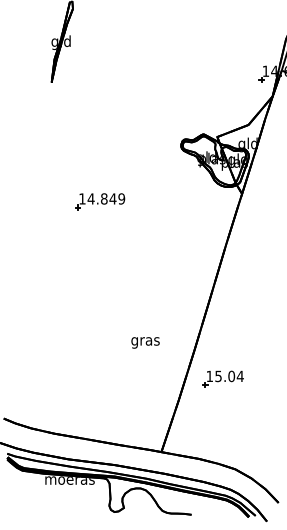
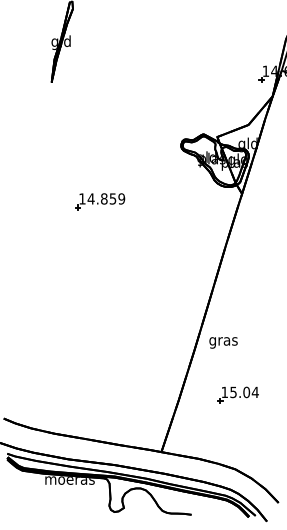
text: 14.849 -> 14.859 (112, 198)
text position: (145, 342) -> (223, 342) (223, 342)
part position: (222, 378) -> (237, 394) (237, 394)
